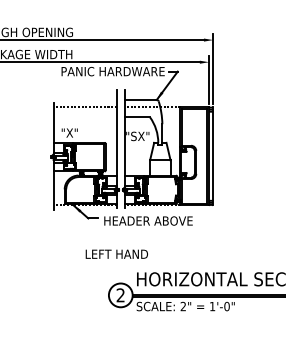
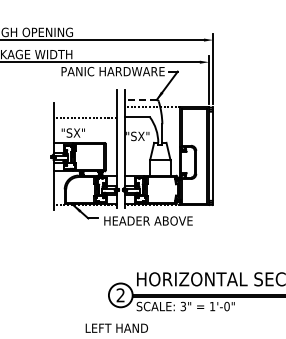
line: solid -> dashed (140, 99)
line position: (84, 107) -> (84, 118) (84, 118)
text: "X" -> "SX" (75, 132)
text position: (116, 253) -> (116, 327) (116, 327)
text: 2" -> 3" (183, 306)
